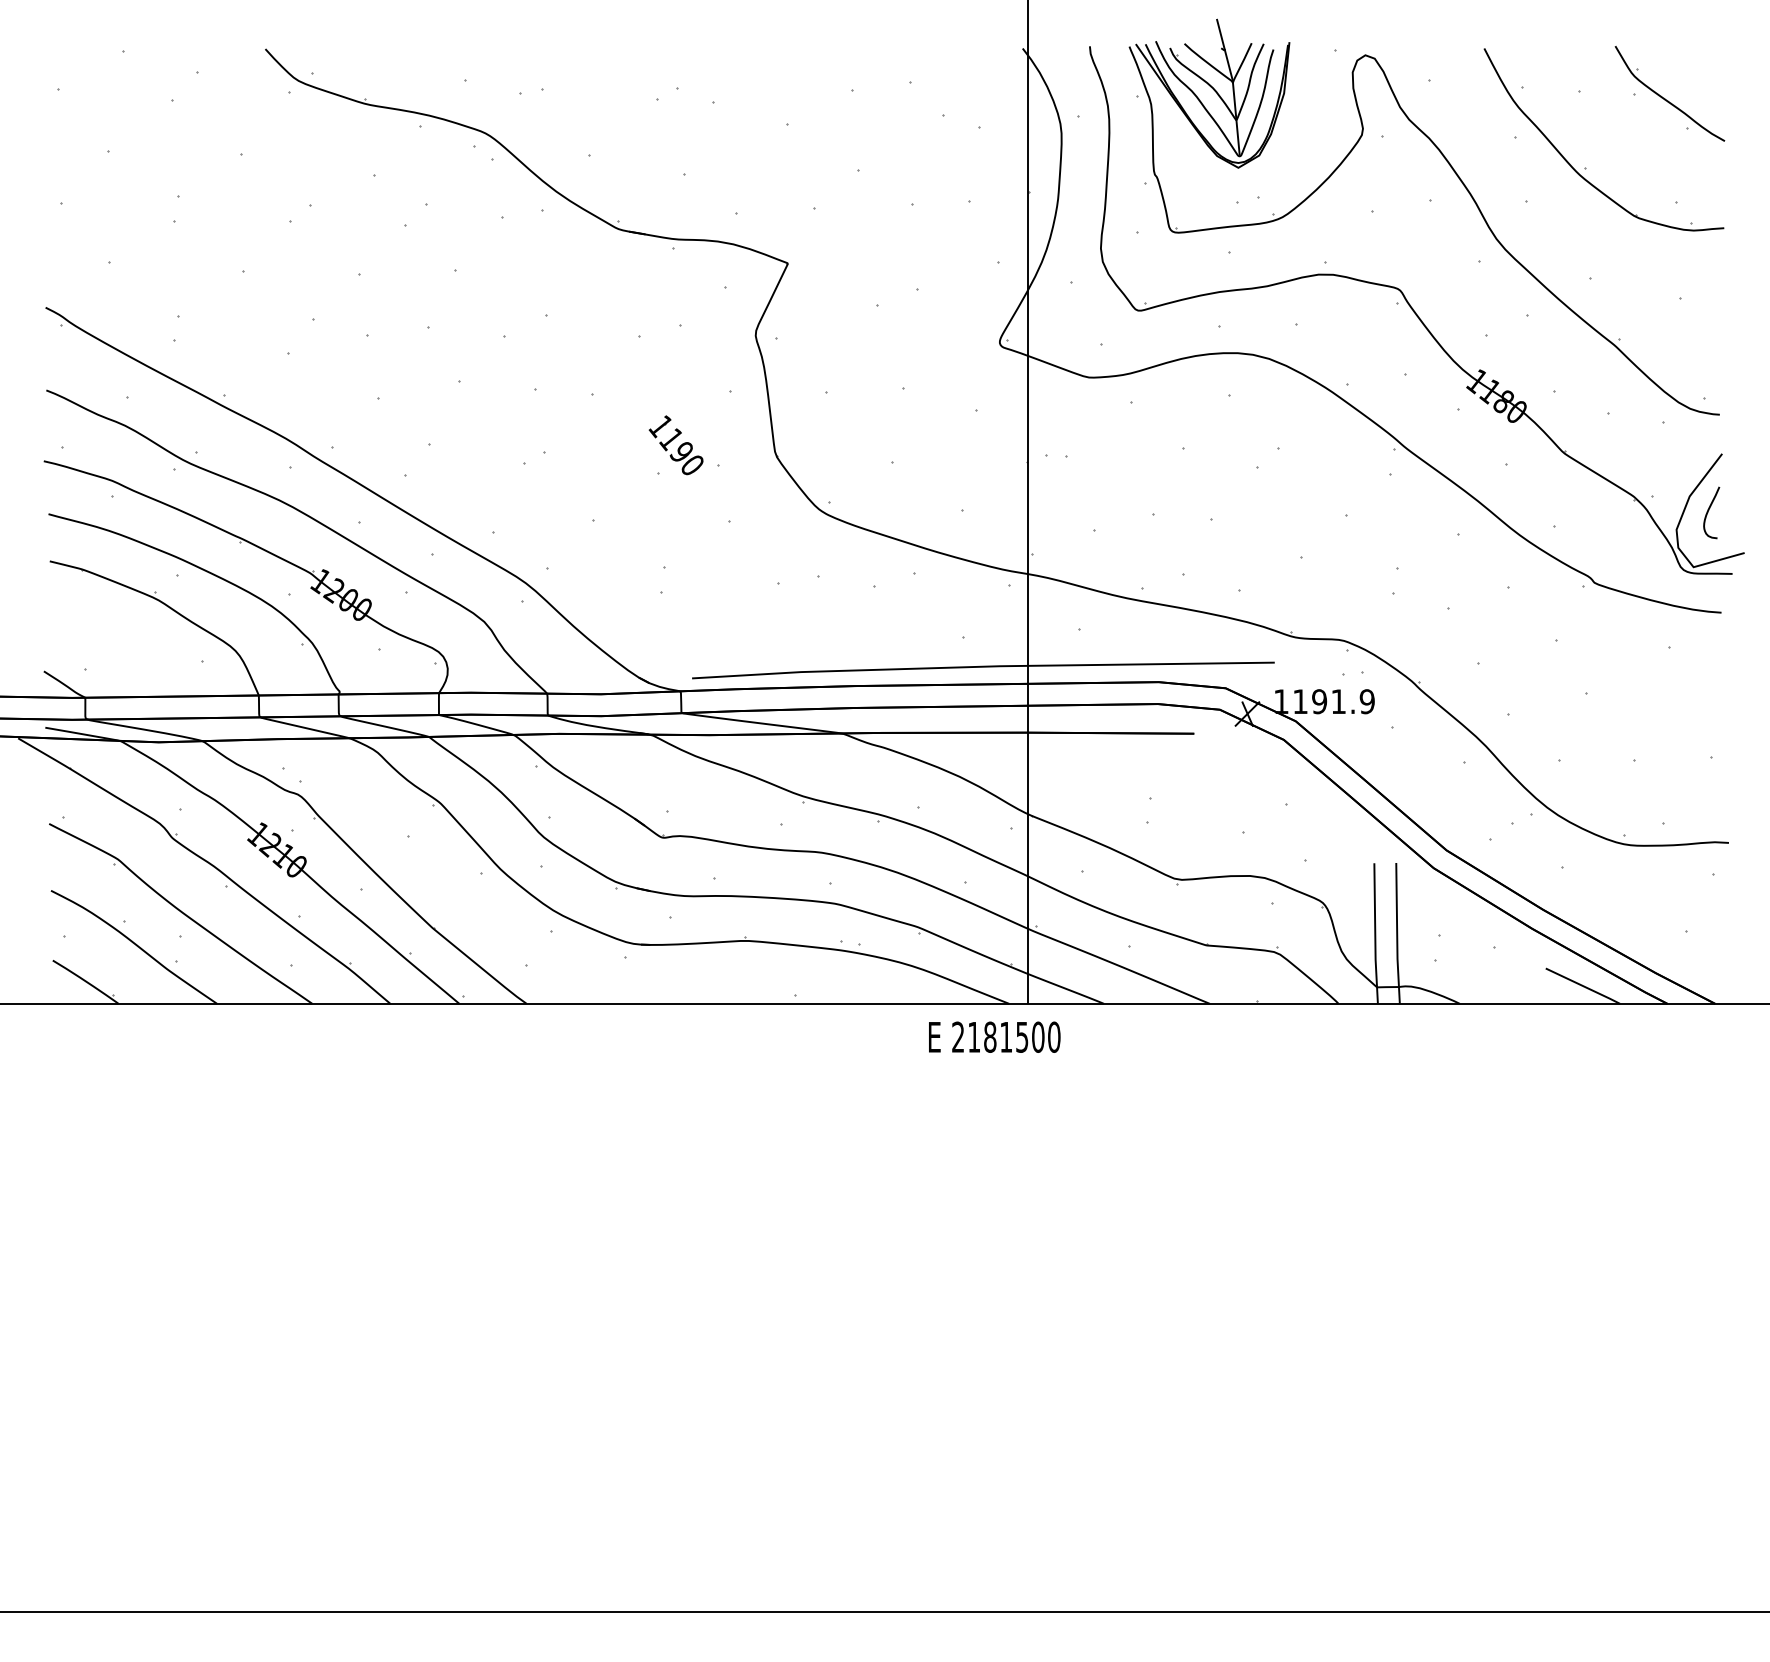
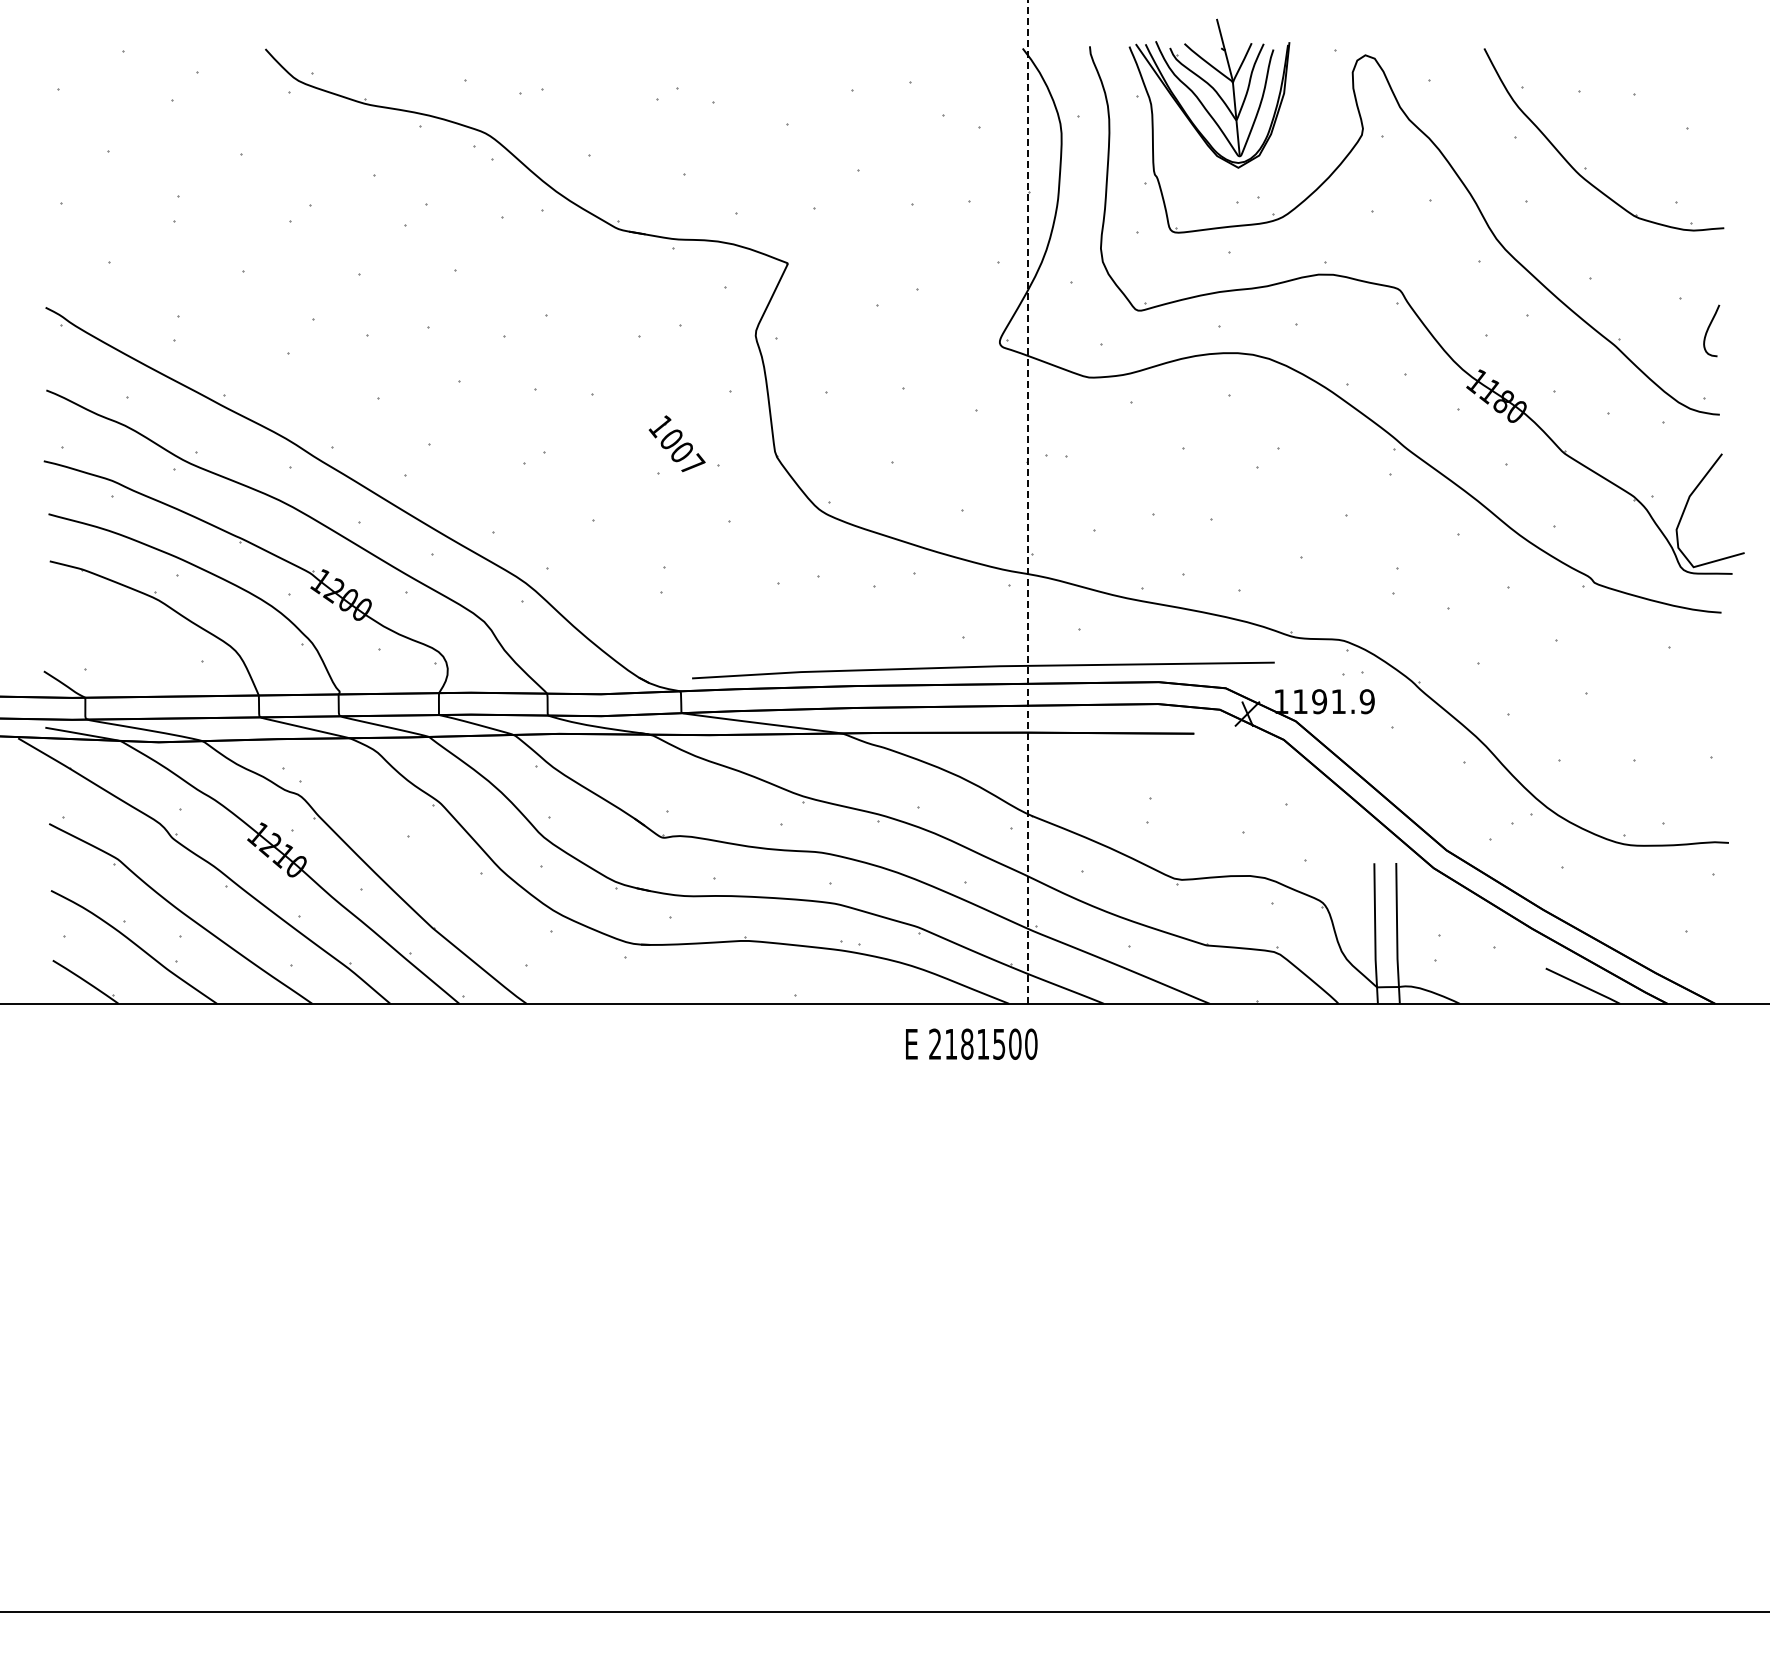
part: present -> none (1665, 98)
text: 1190 -> 1007 (682, 451)
line: solid -> dashed (1027, 501)
curve position: (1709, 510) -> (1709, 328) (1709, 328)
text position: (994, 1036) -> (971, 1043) (971, 1043)
